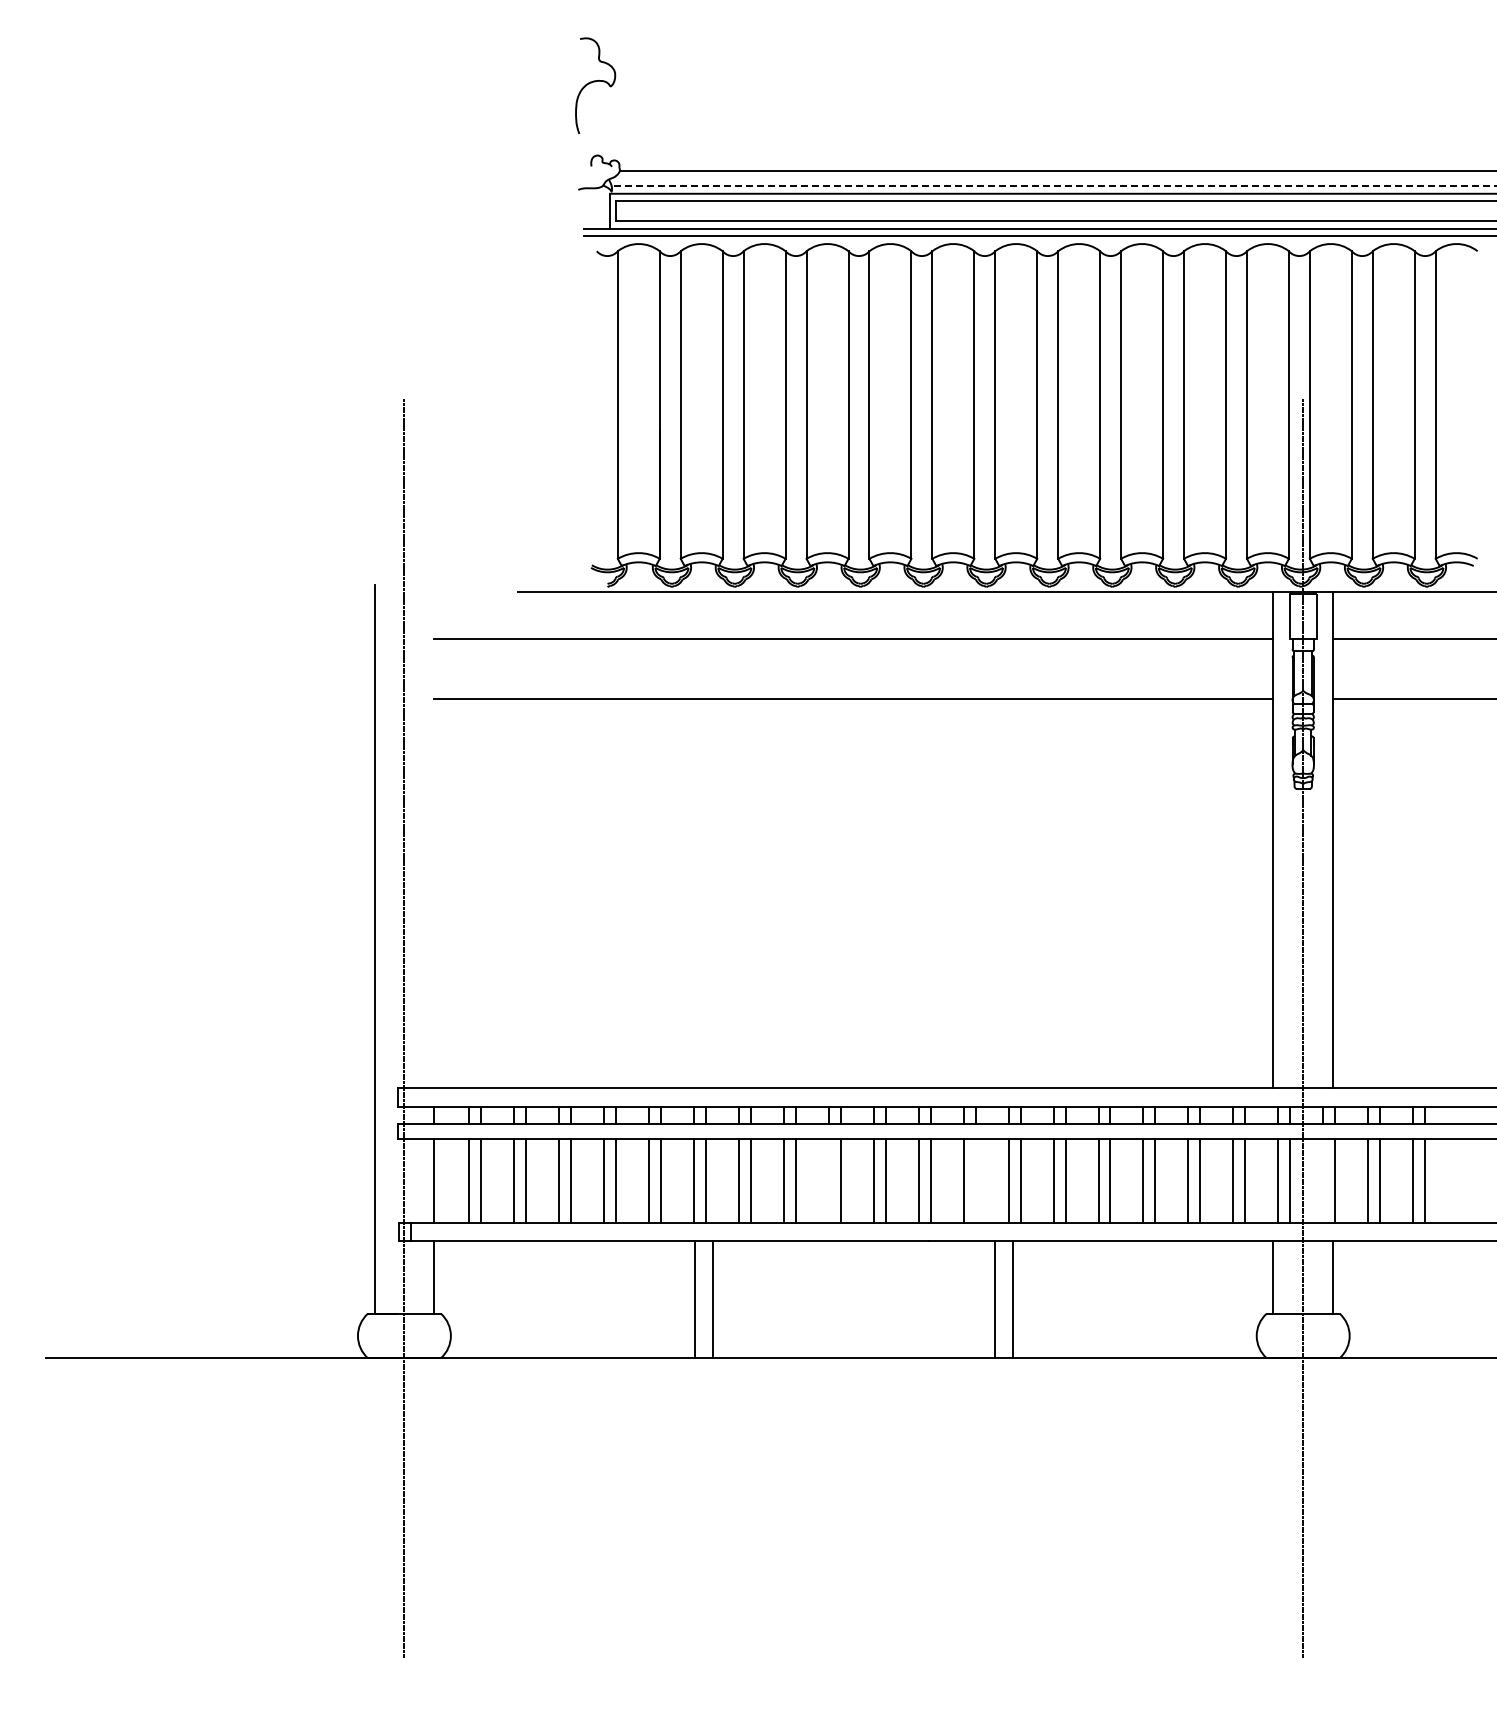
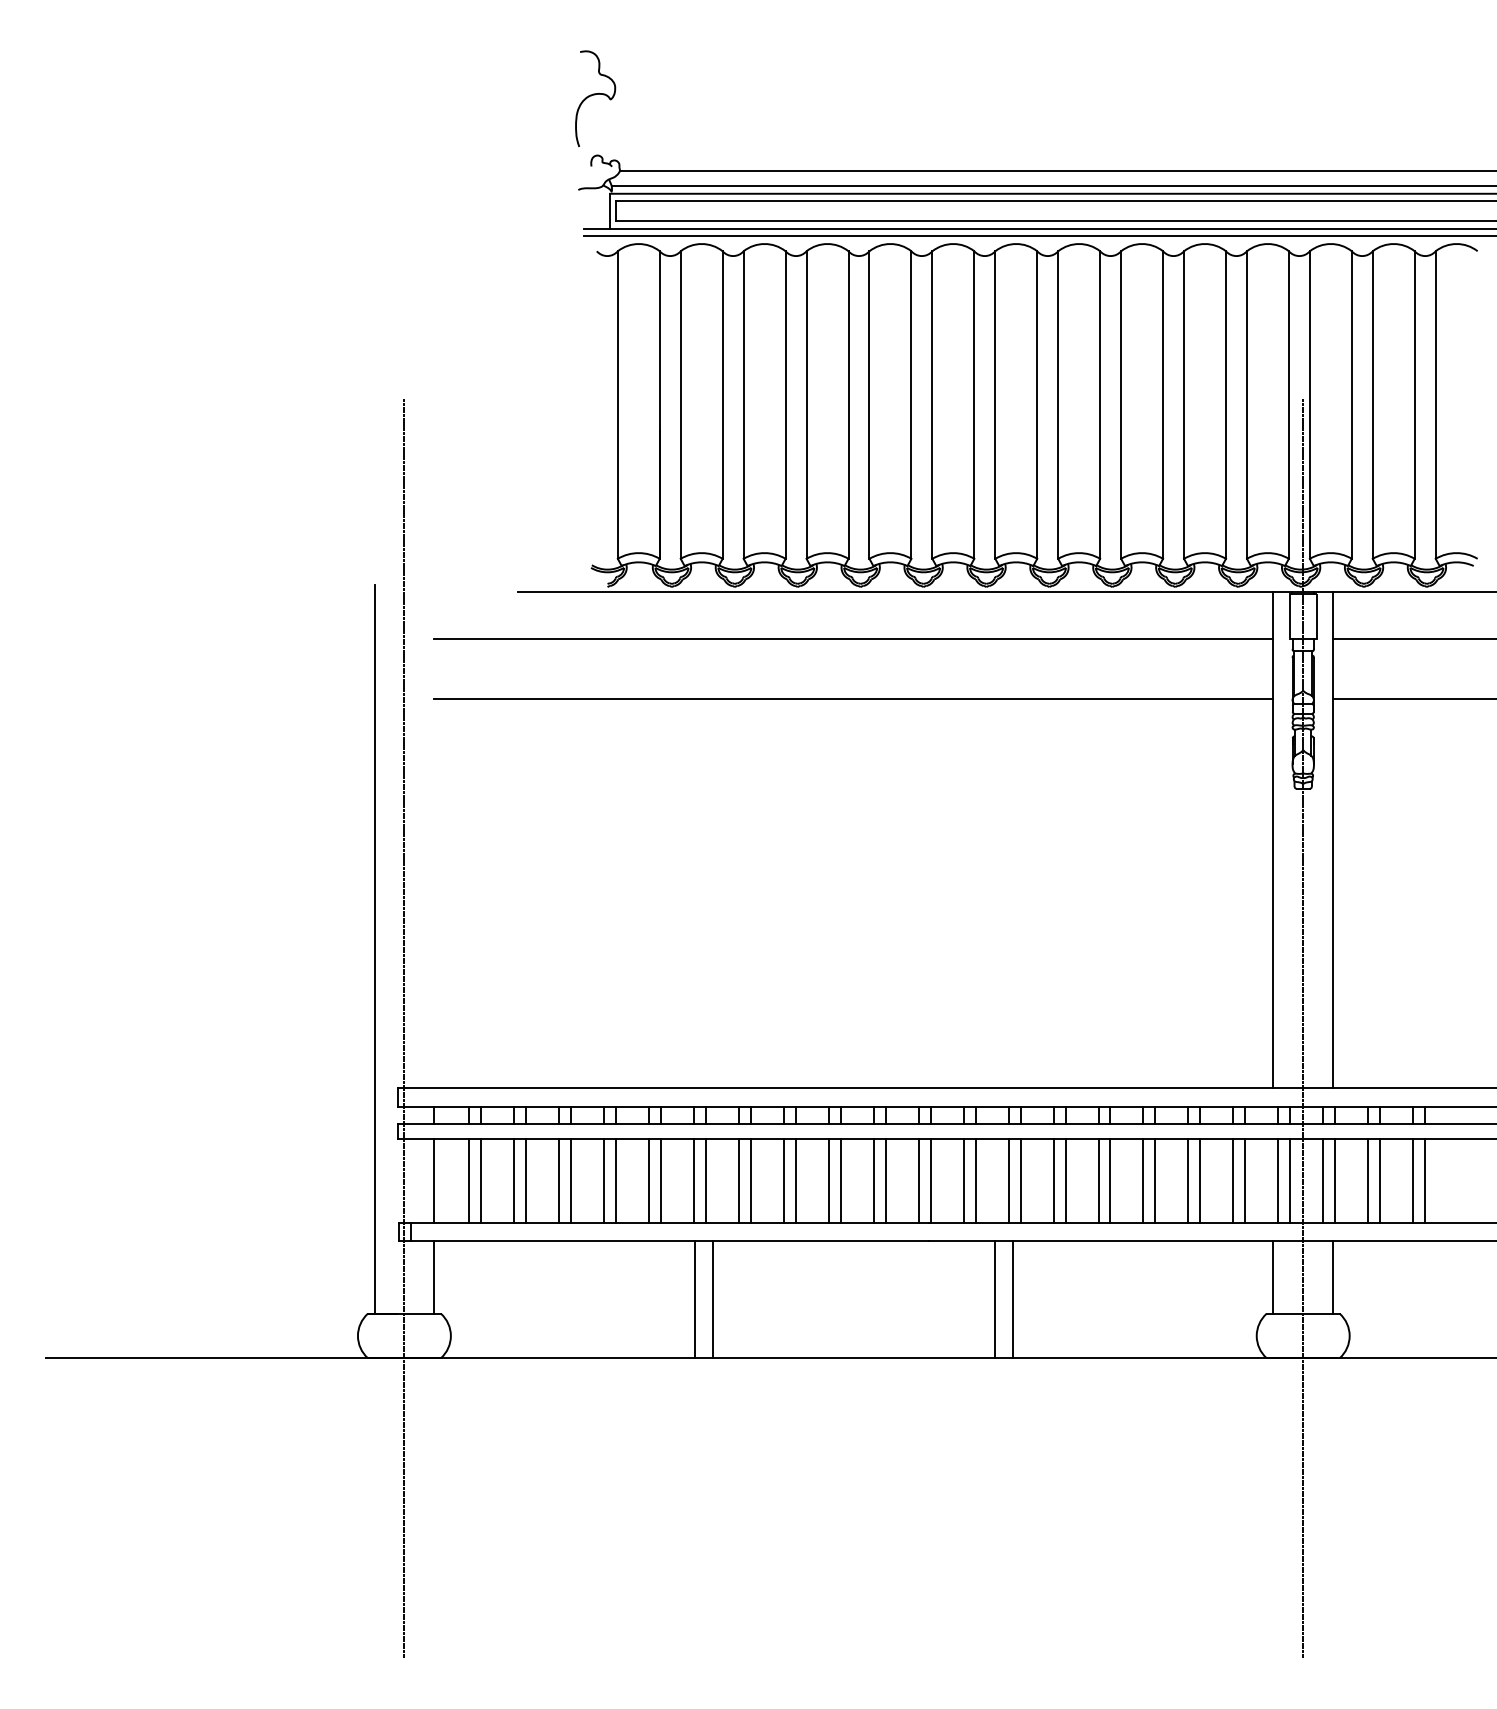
curve position: (595, 82) -> (595, 95) (595, 95)
line: dashed -> solid (1053, 186)
line: none -> present (828, 1181)
line: none -> present (975, 1181)
line: none -> present (1323, 1181)
